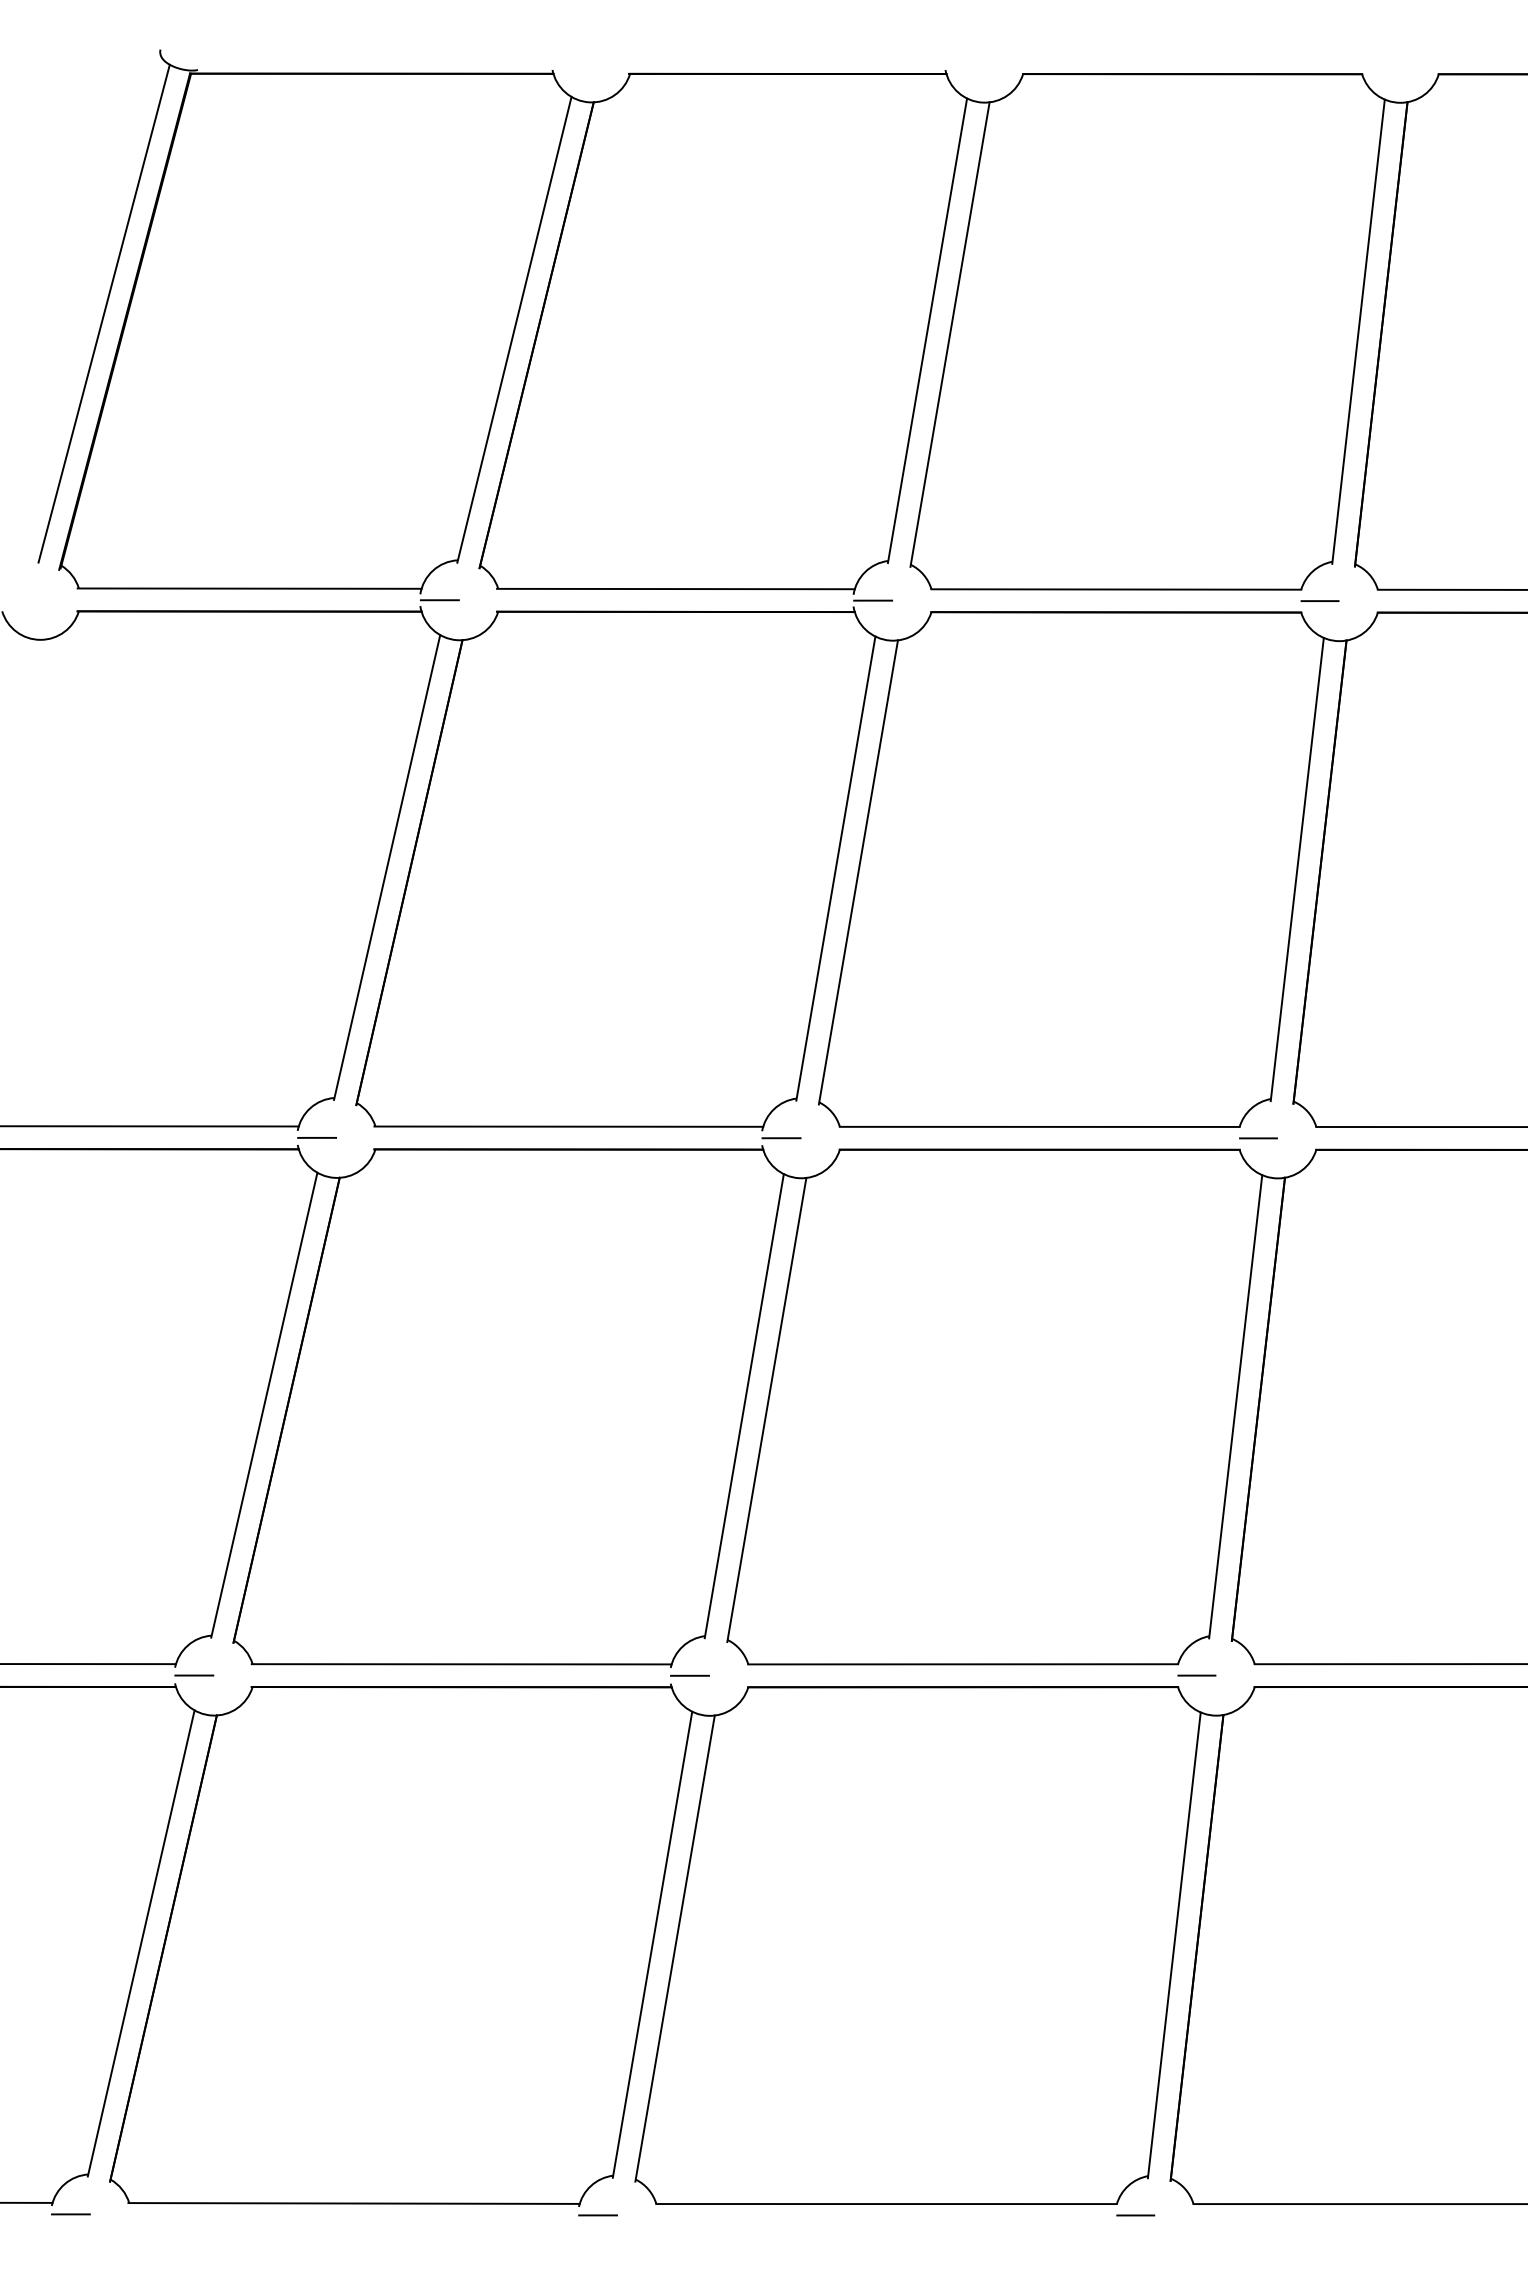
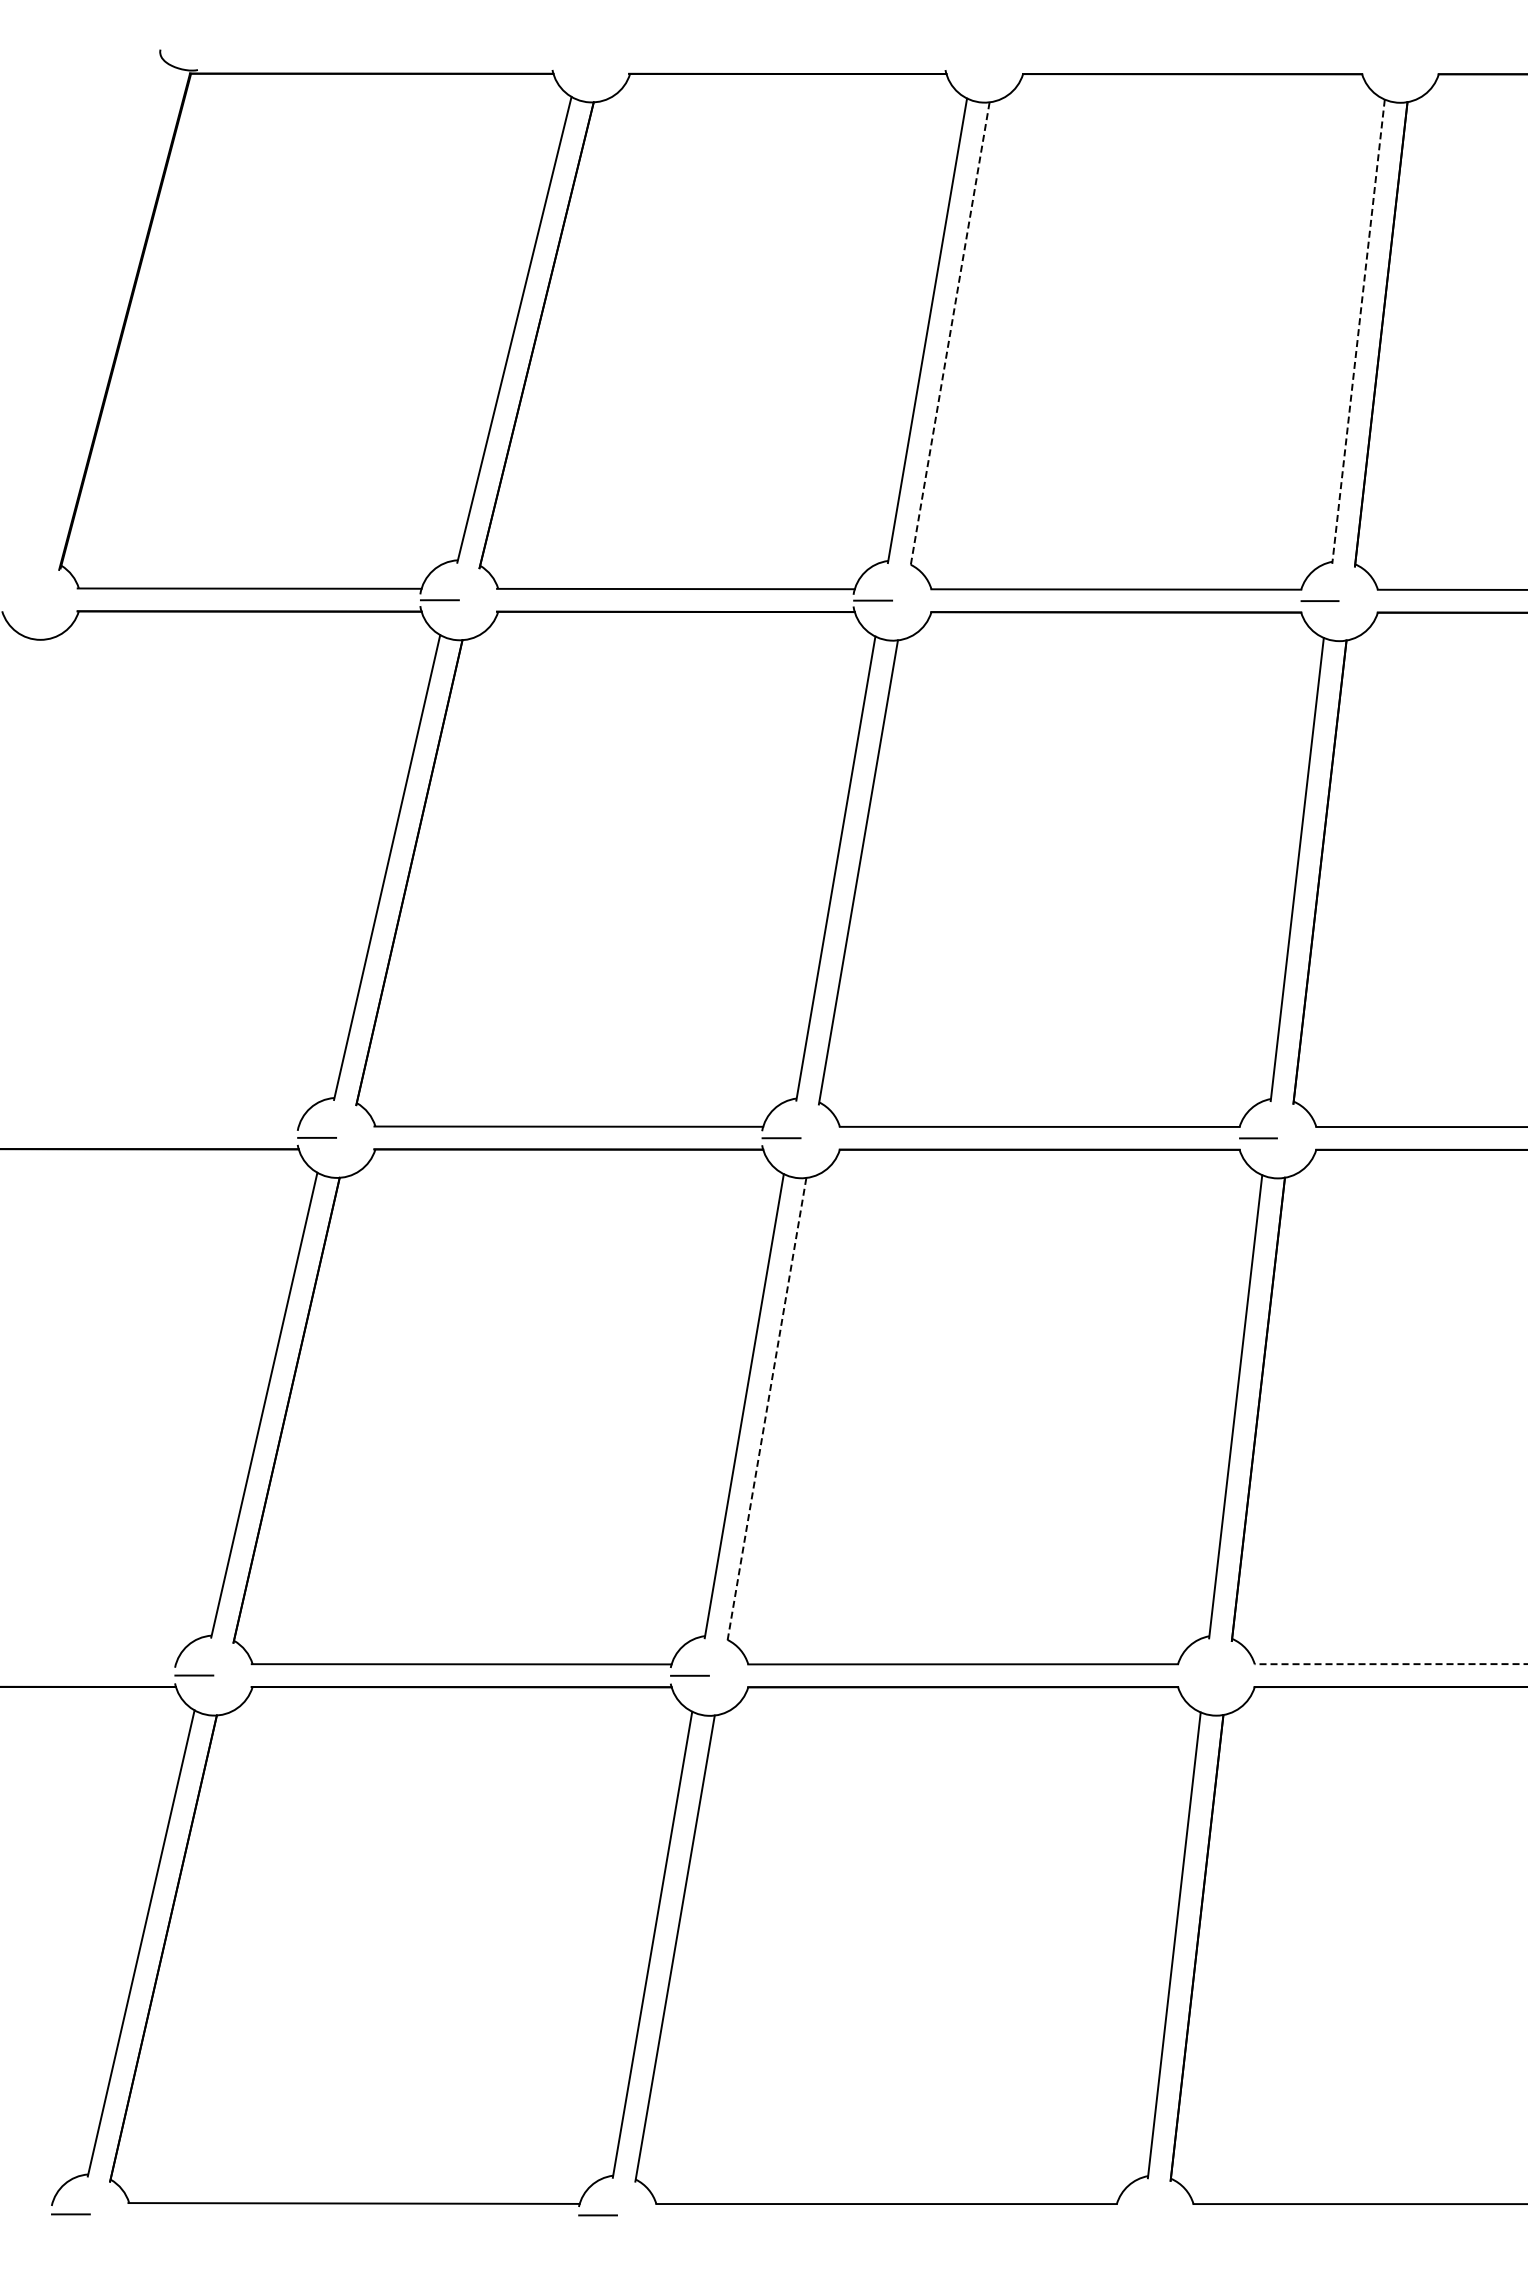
line: present -> none (103, 313)
line: solid -> dashed (1358, 331)
line: solid -> dashed (950, 334)
line: present -> none (150, 1126)
line: solid -> dashed (766, 1410)
line: present -> none (88, 1664)
line: solid -> dashed (1390, 1664)
line: present -> none (1196, 1675)
line: present -> none (27, 2202)
line: present -> none (1135, 2215)
